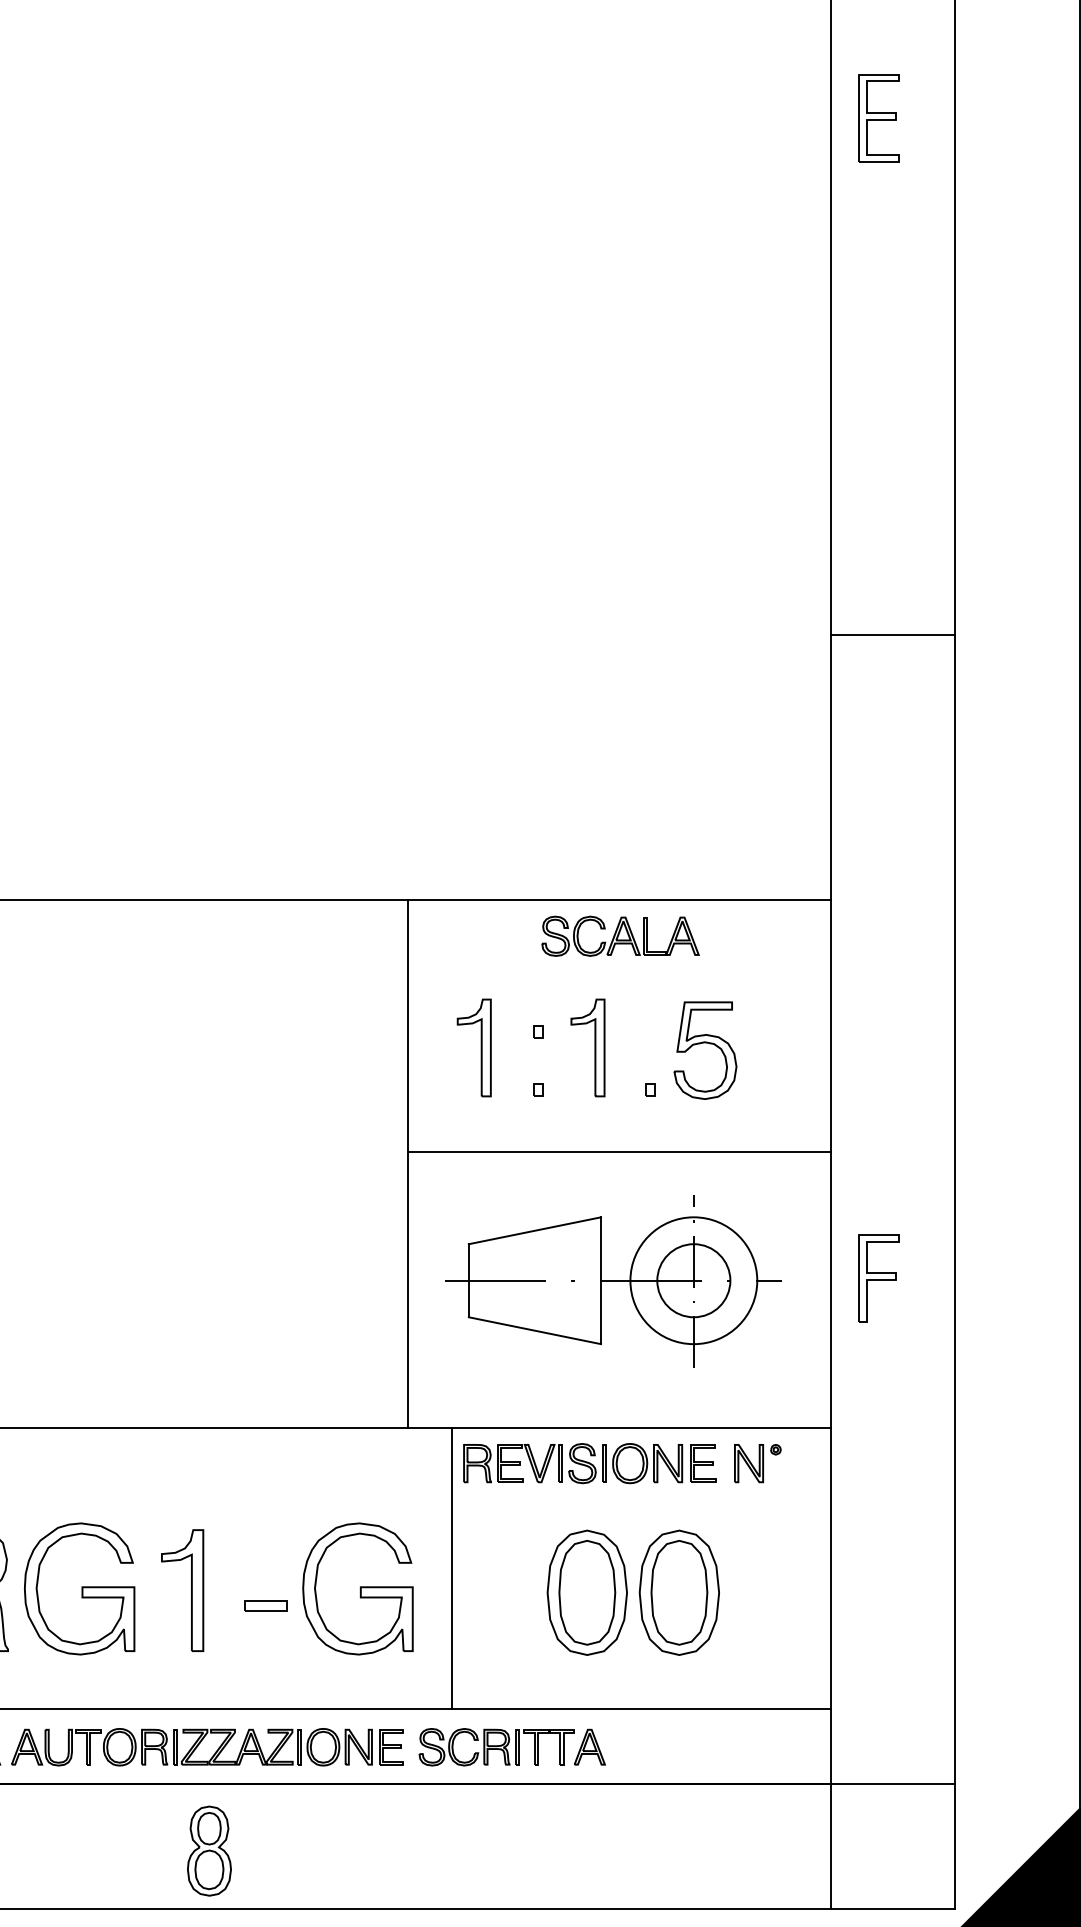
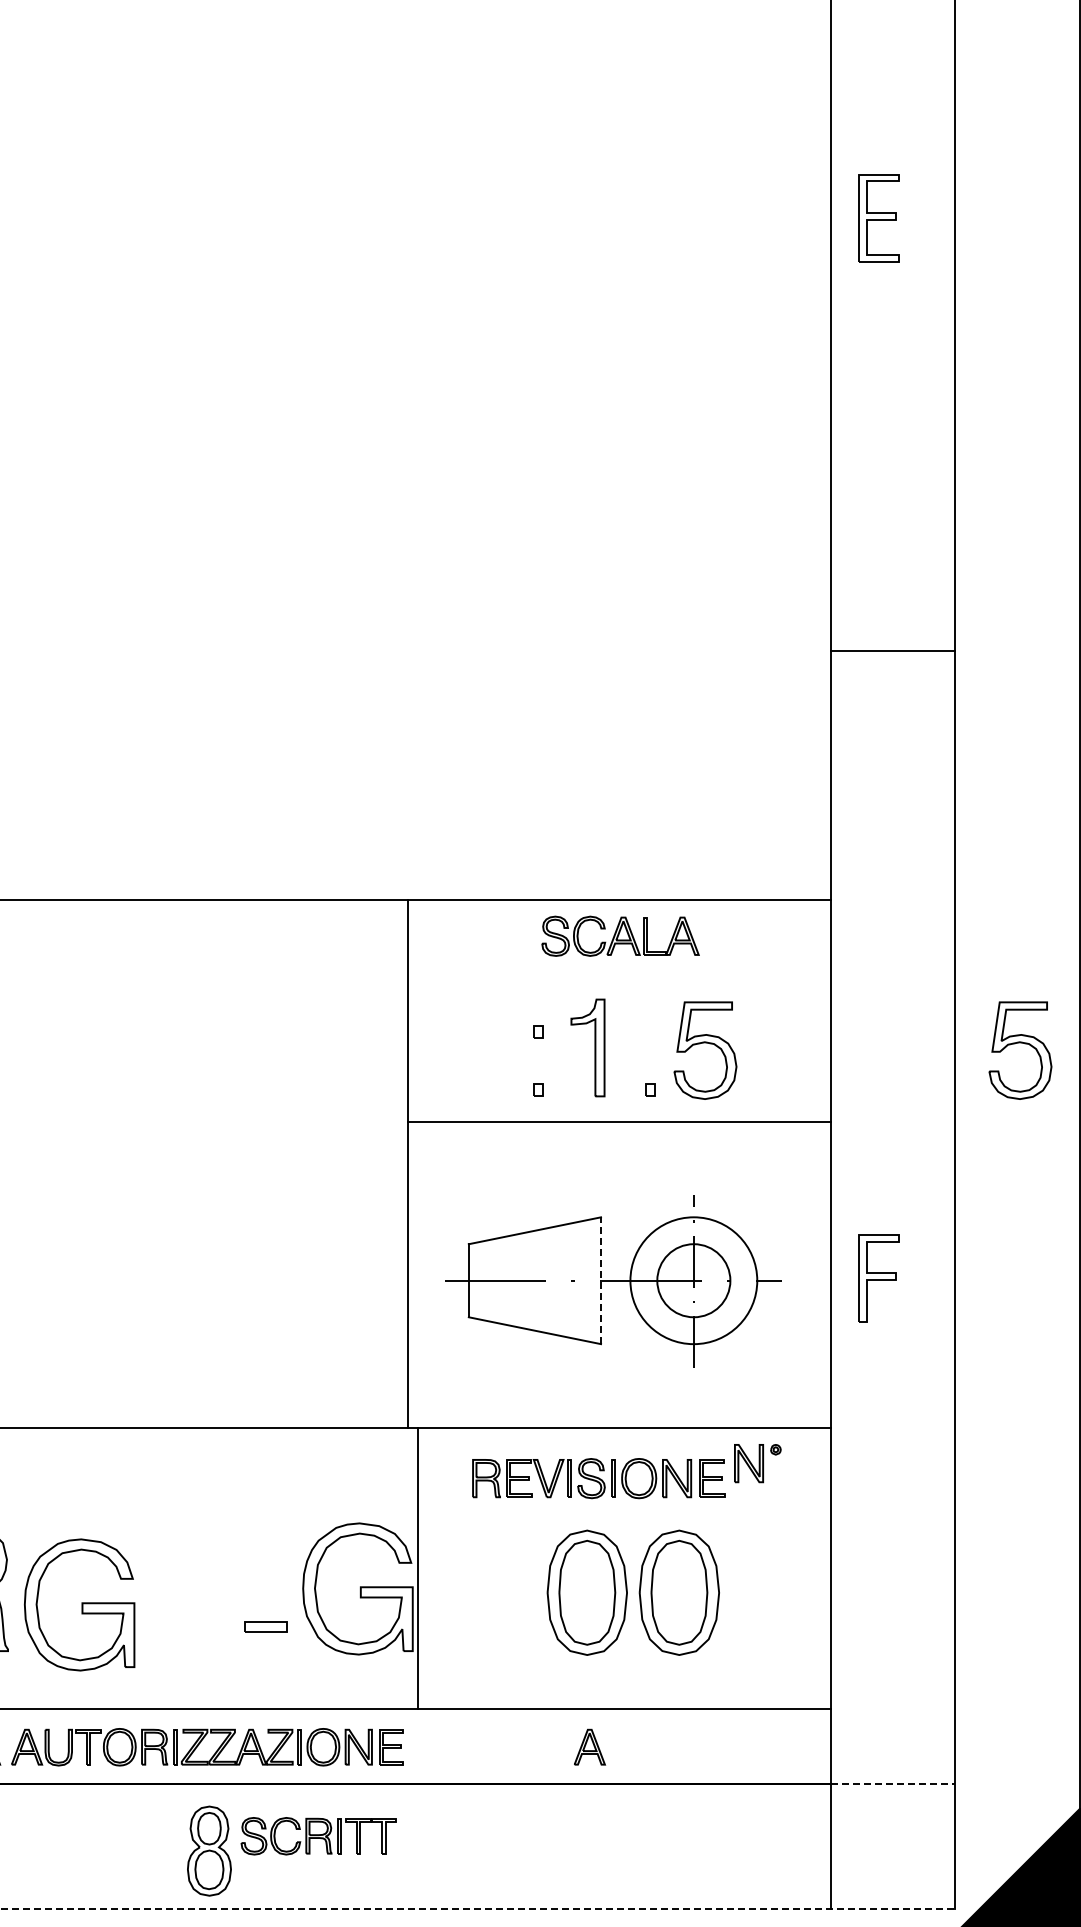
part position: (878, 118) -> (878, 218) (878, 218)
line position: (892, 634) -> (892, 650) (892, 650)
part: none -> present (1020, 1043)
part: present -> none (480, 1047)
line position: (618, 1152) -> (618, 1122) (618, 1122)
line: solid -> dashed (601, 1280)
part position: (589, 1463) -> (598, 1478) (598, 1478)
line position: (452, 1568) -> (418, 1568) (418, 1568)
part position: (79, 1588) -> (79, 1604) (79, 1604)
part: present -> none (191, 1590)
part position: (265, 1605) -> (265, 1626) (265, 1626)
part position: (496, 1747) -> (318, 1836) (318, 1836)
line: solid -> dashed (893, 1784)
line: solid -> dashed (478, 1908)
